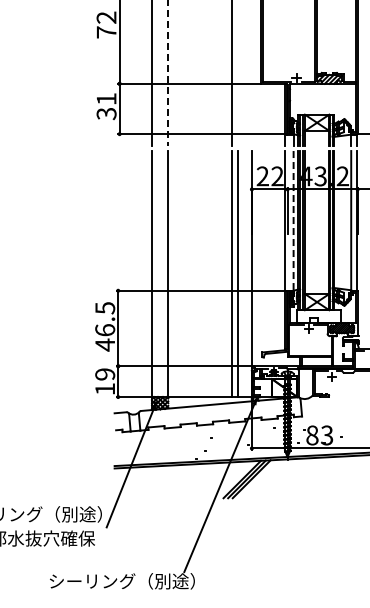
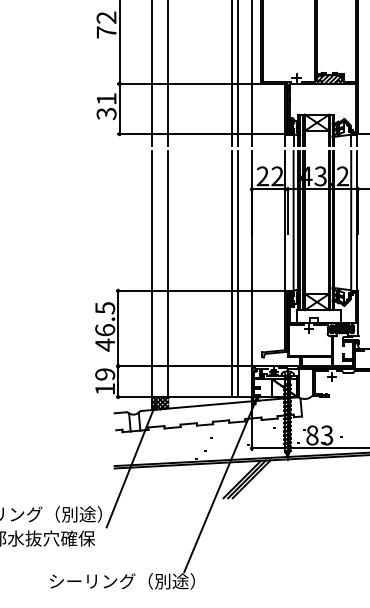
line: dashed -> solid (168, 73)
line: none -> present (238, 74)
line: none -> present (251, 74)
line: dashed -> solid (293, 221)
